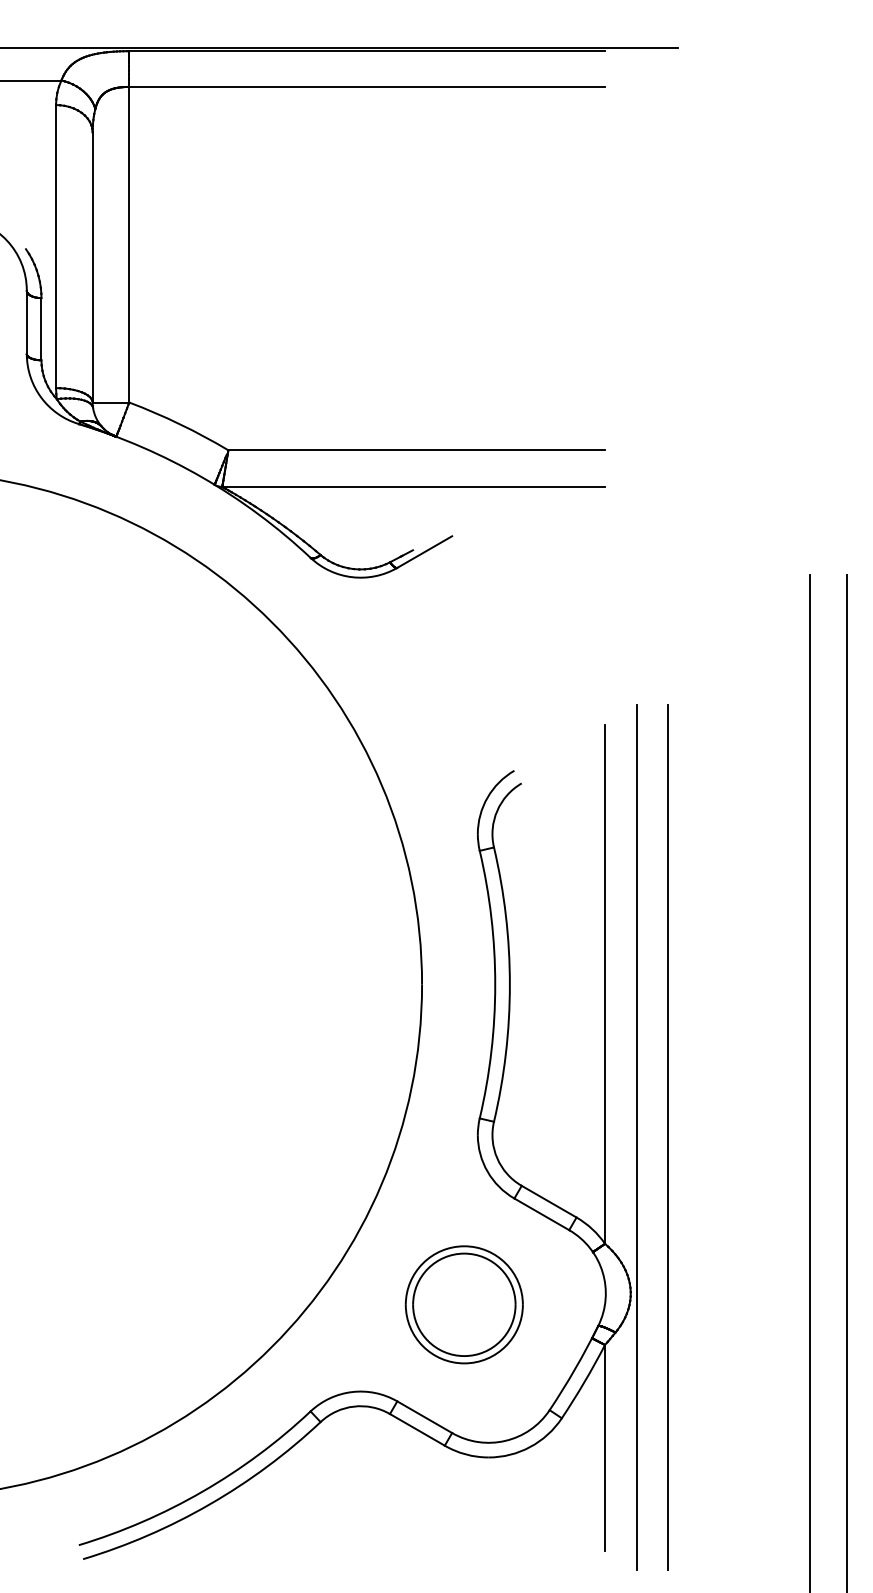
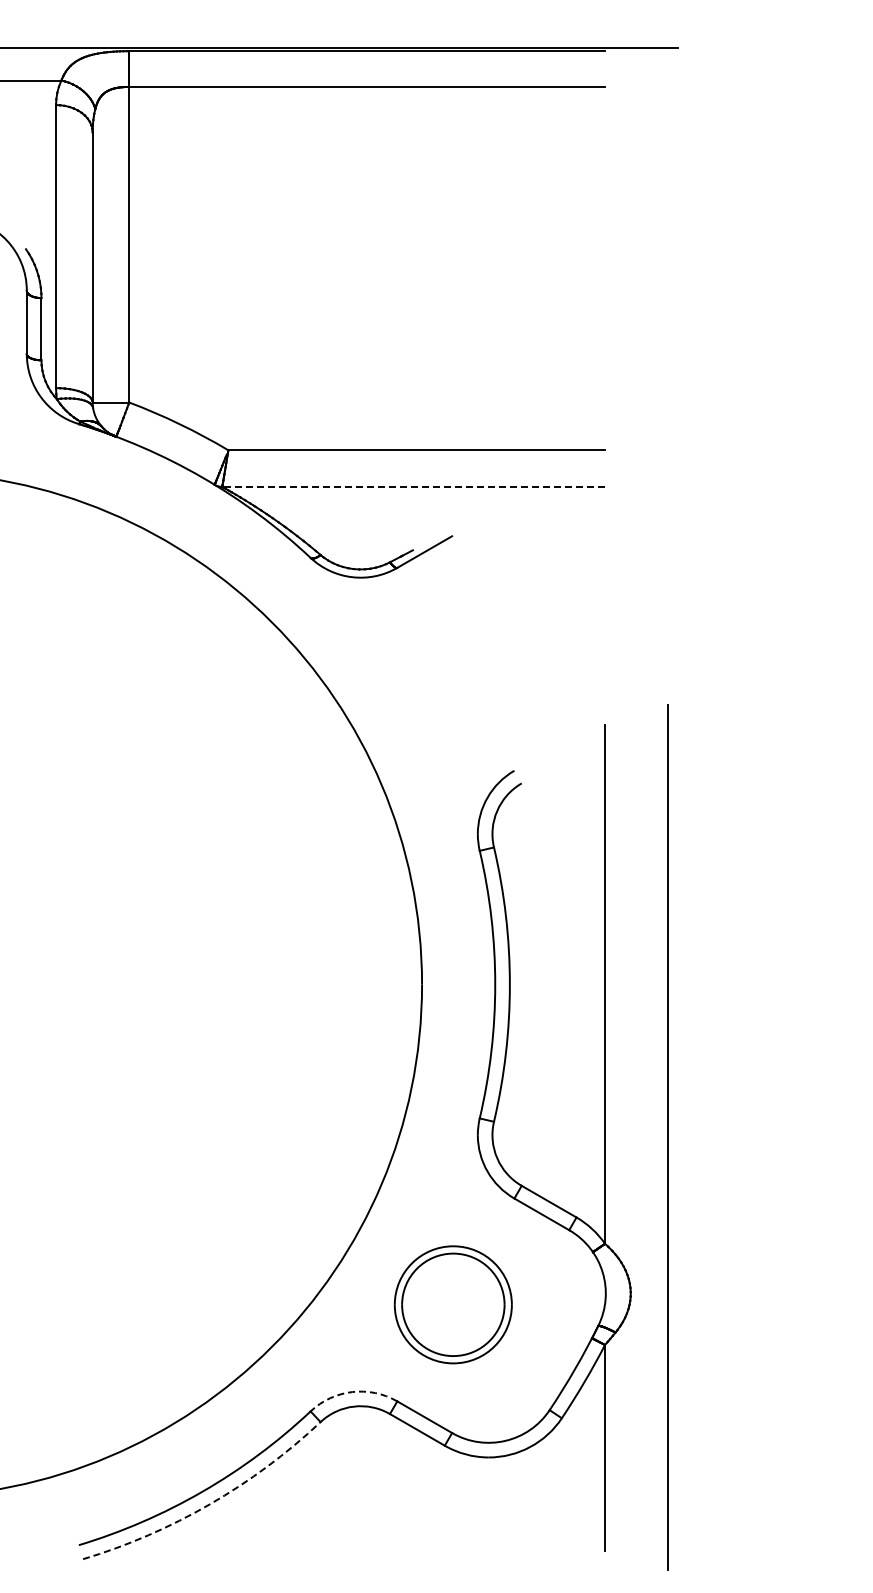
line: solid -> dashed (413, 486)
line: present -> none (809, 1081)
line: present -> none (846, 1081)
line: present -> none (636, 1137)
part position: (463, 1304) -> (452, 1304) (452, 1304)
arc: solid -> dashed (352, 1392)
arc: solid -> dashed (209, 1504)
